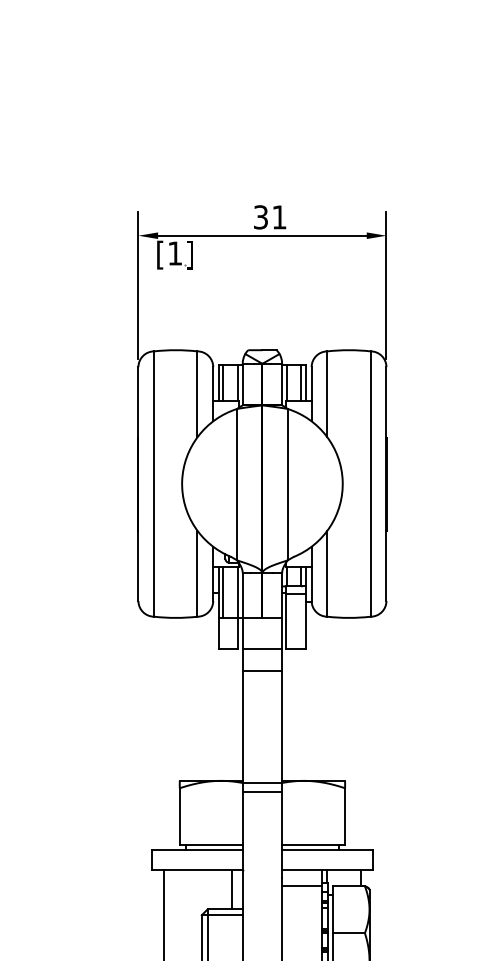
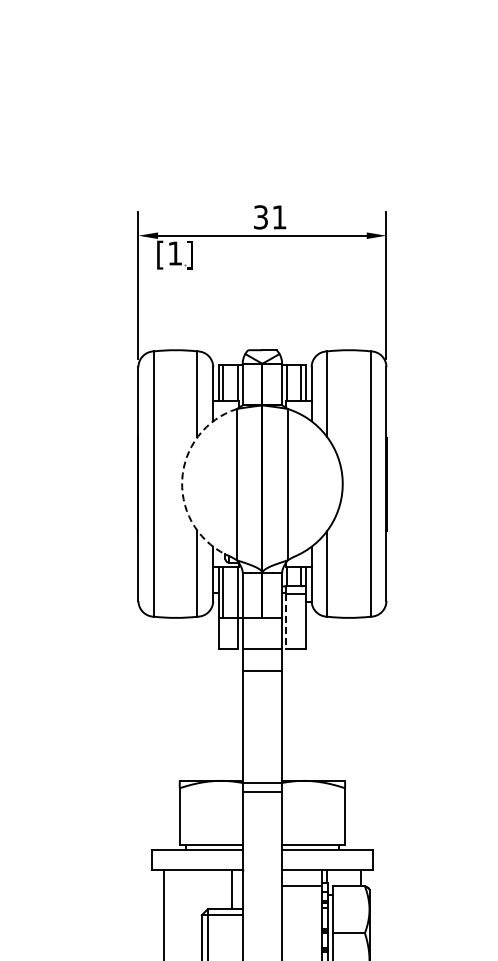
arc: solid -> dashed (182, 481)
line: solid -> dashed (286, 621)
